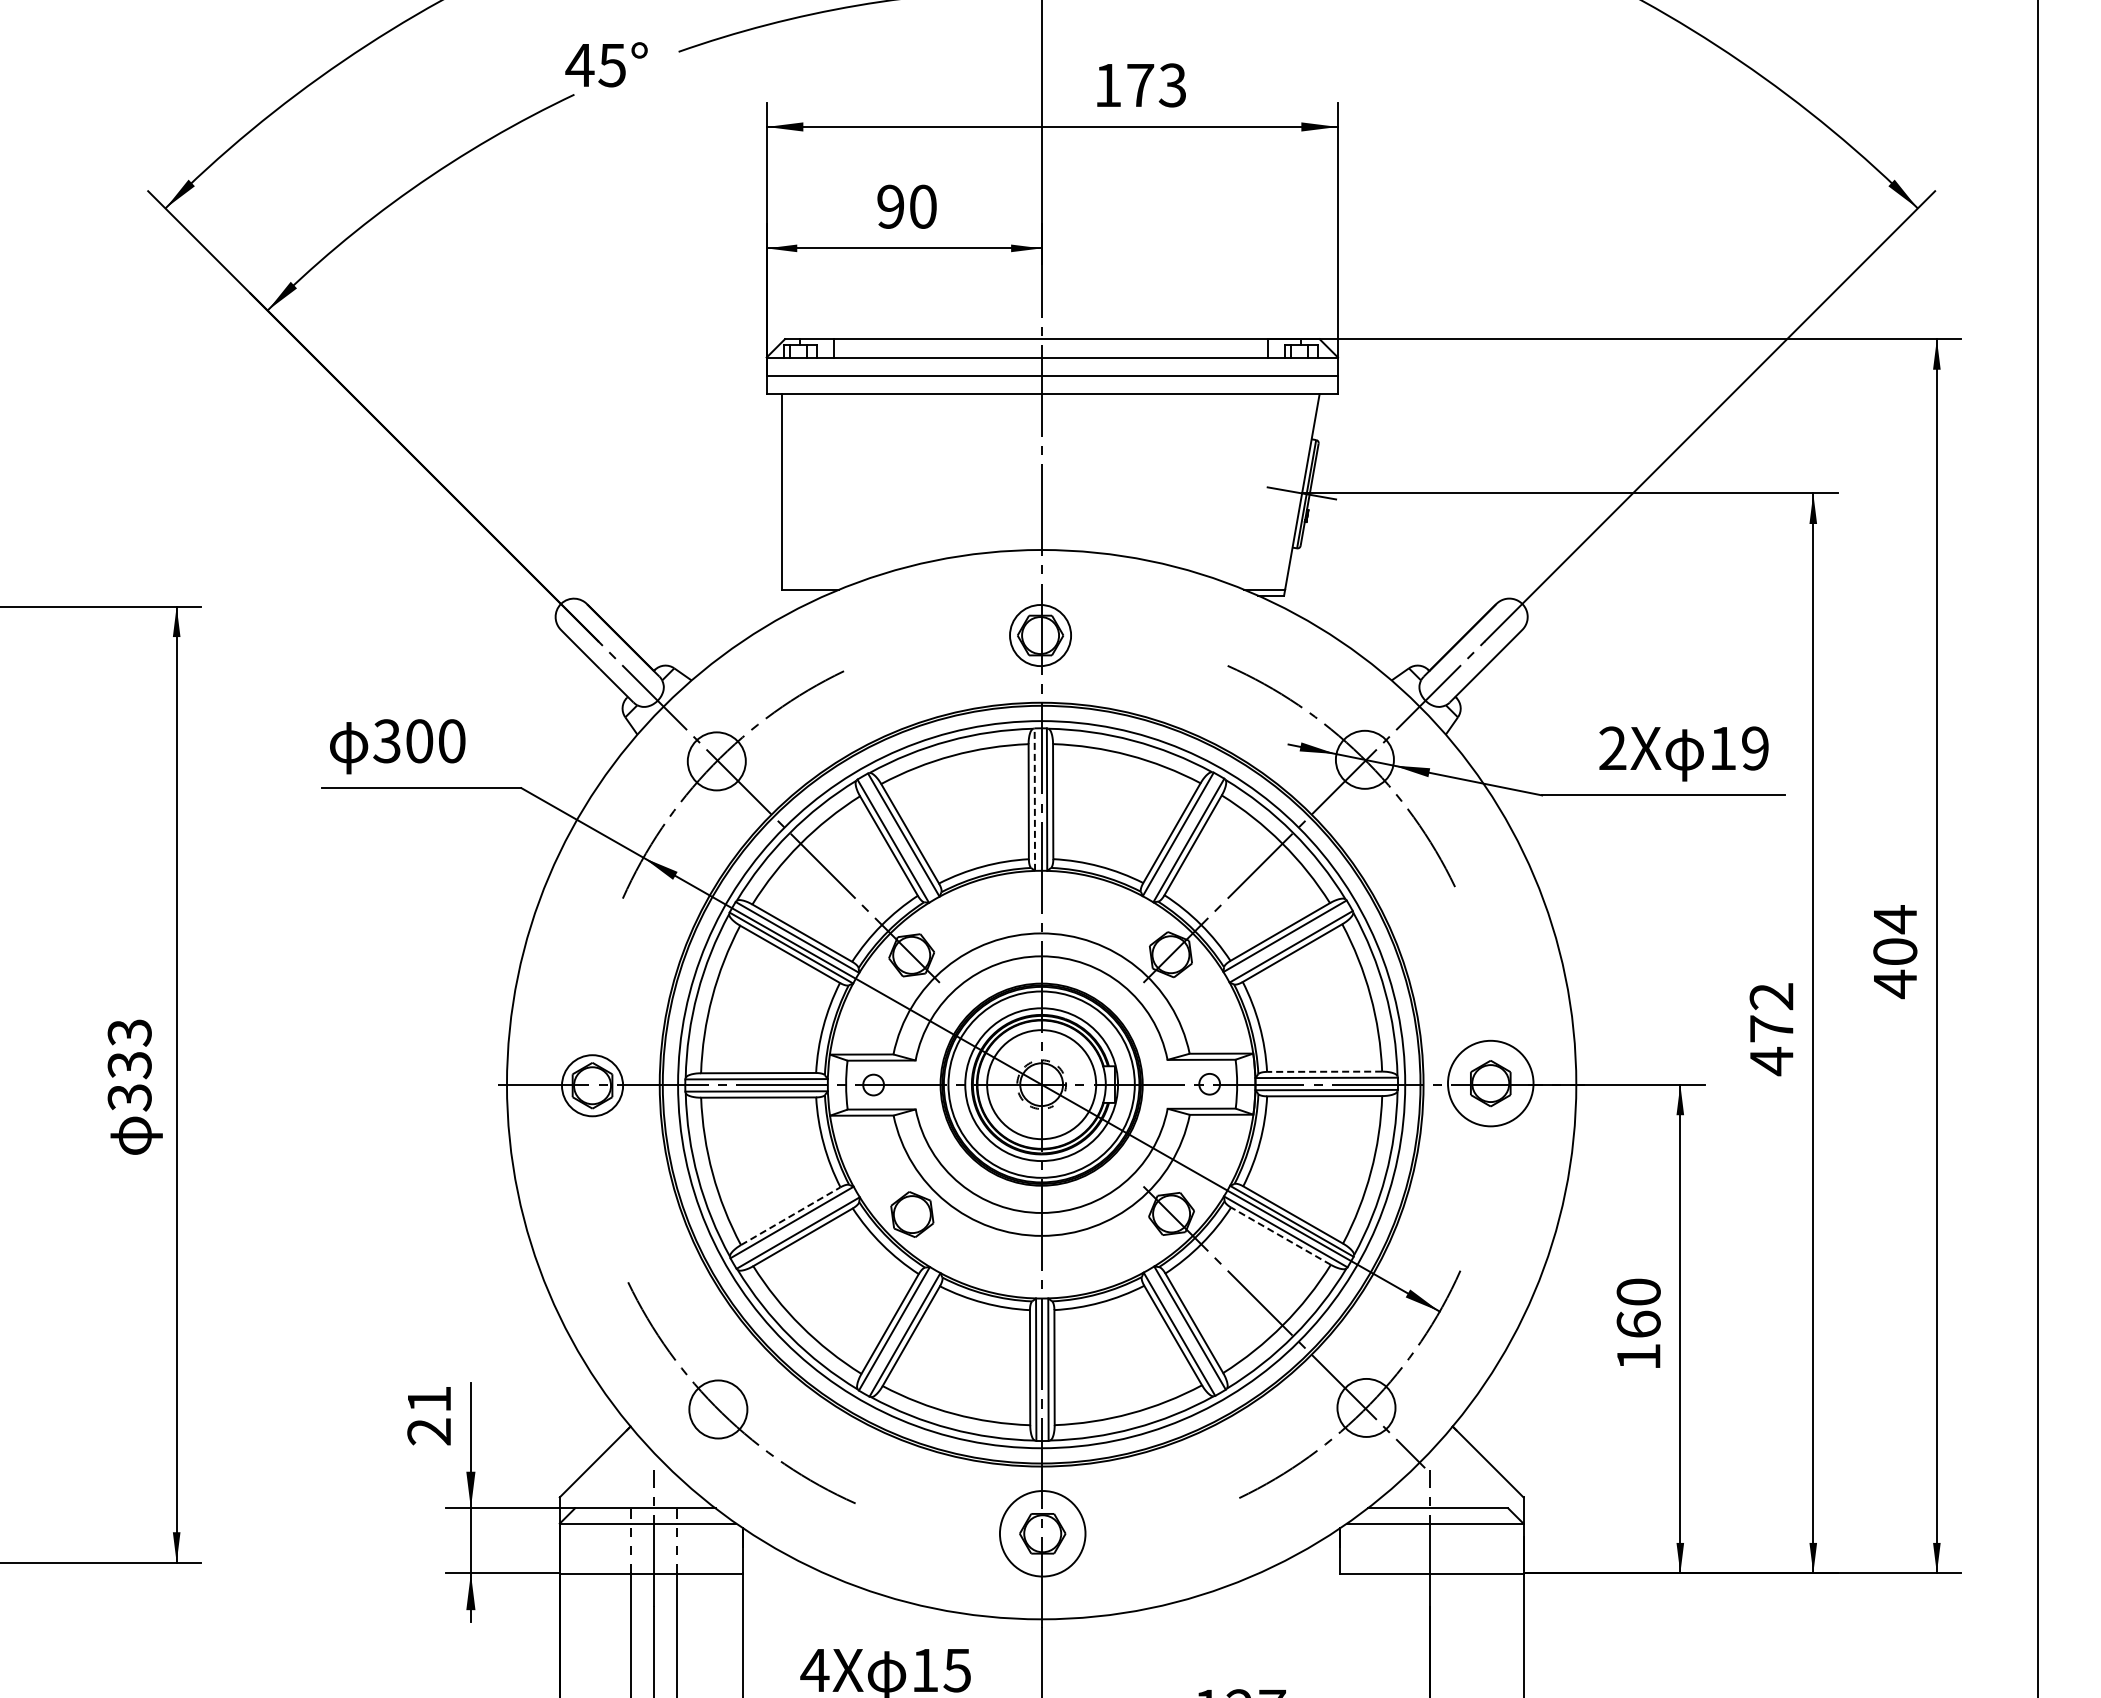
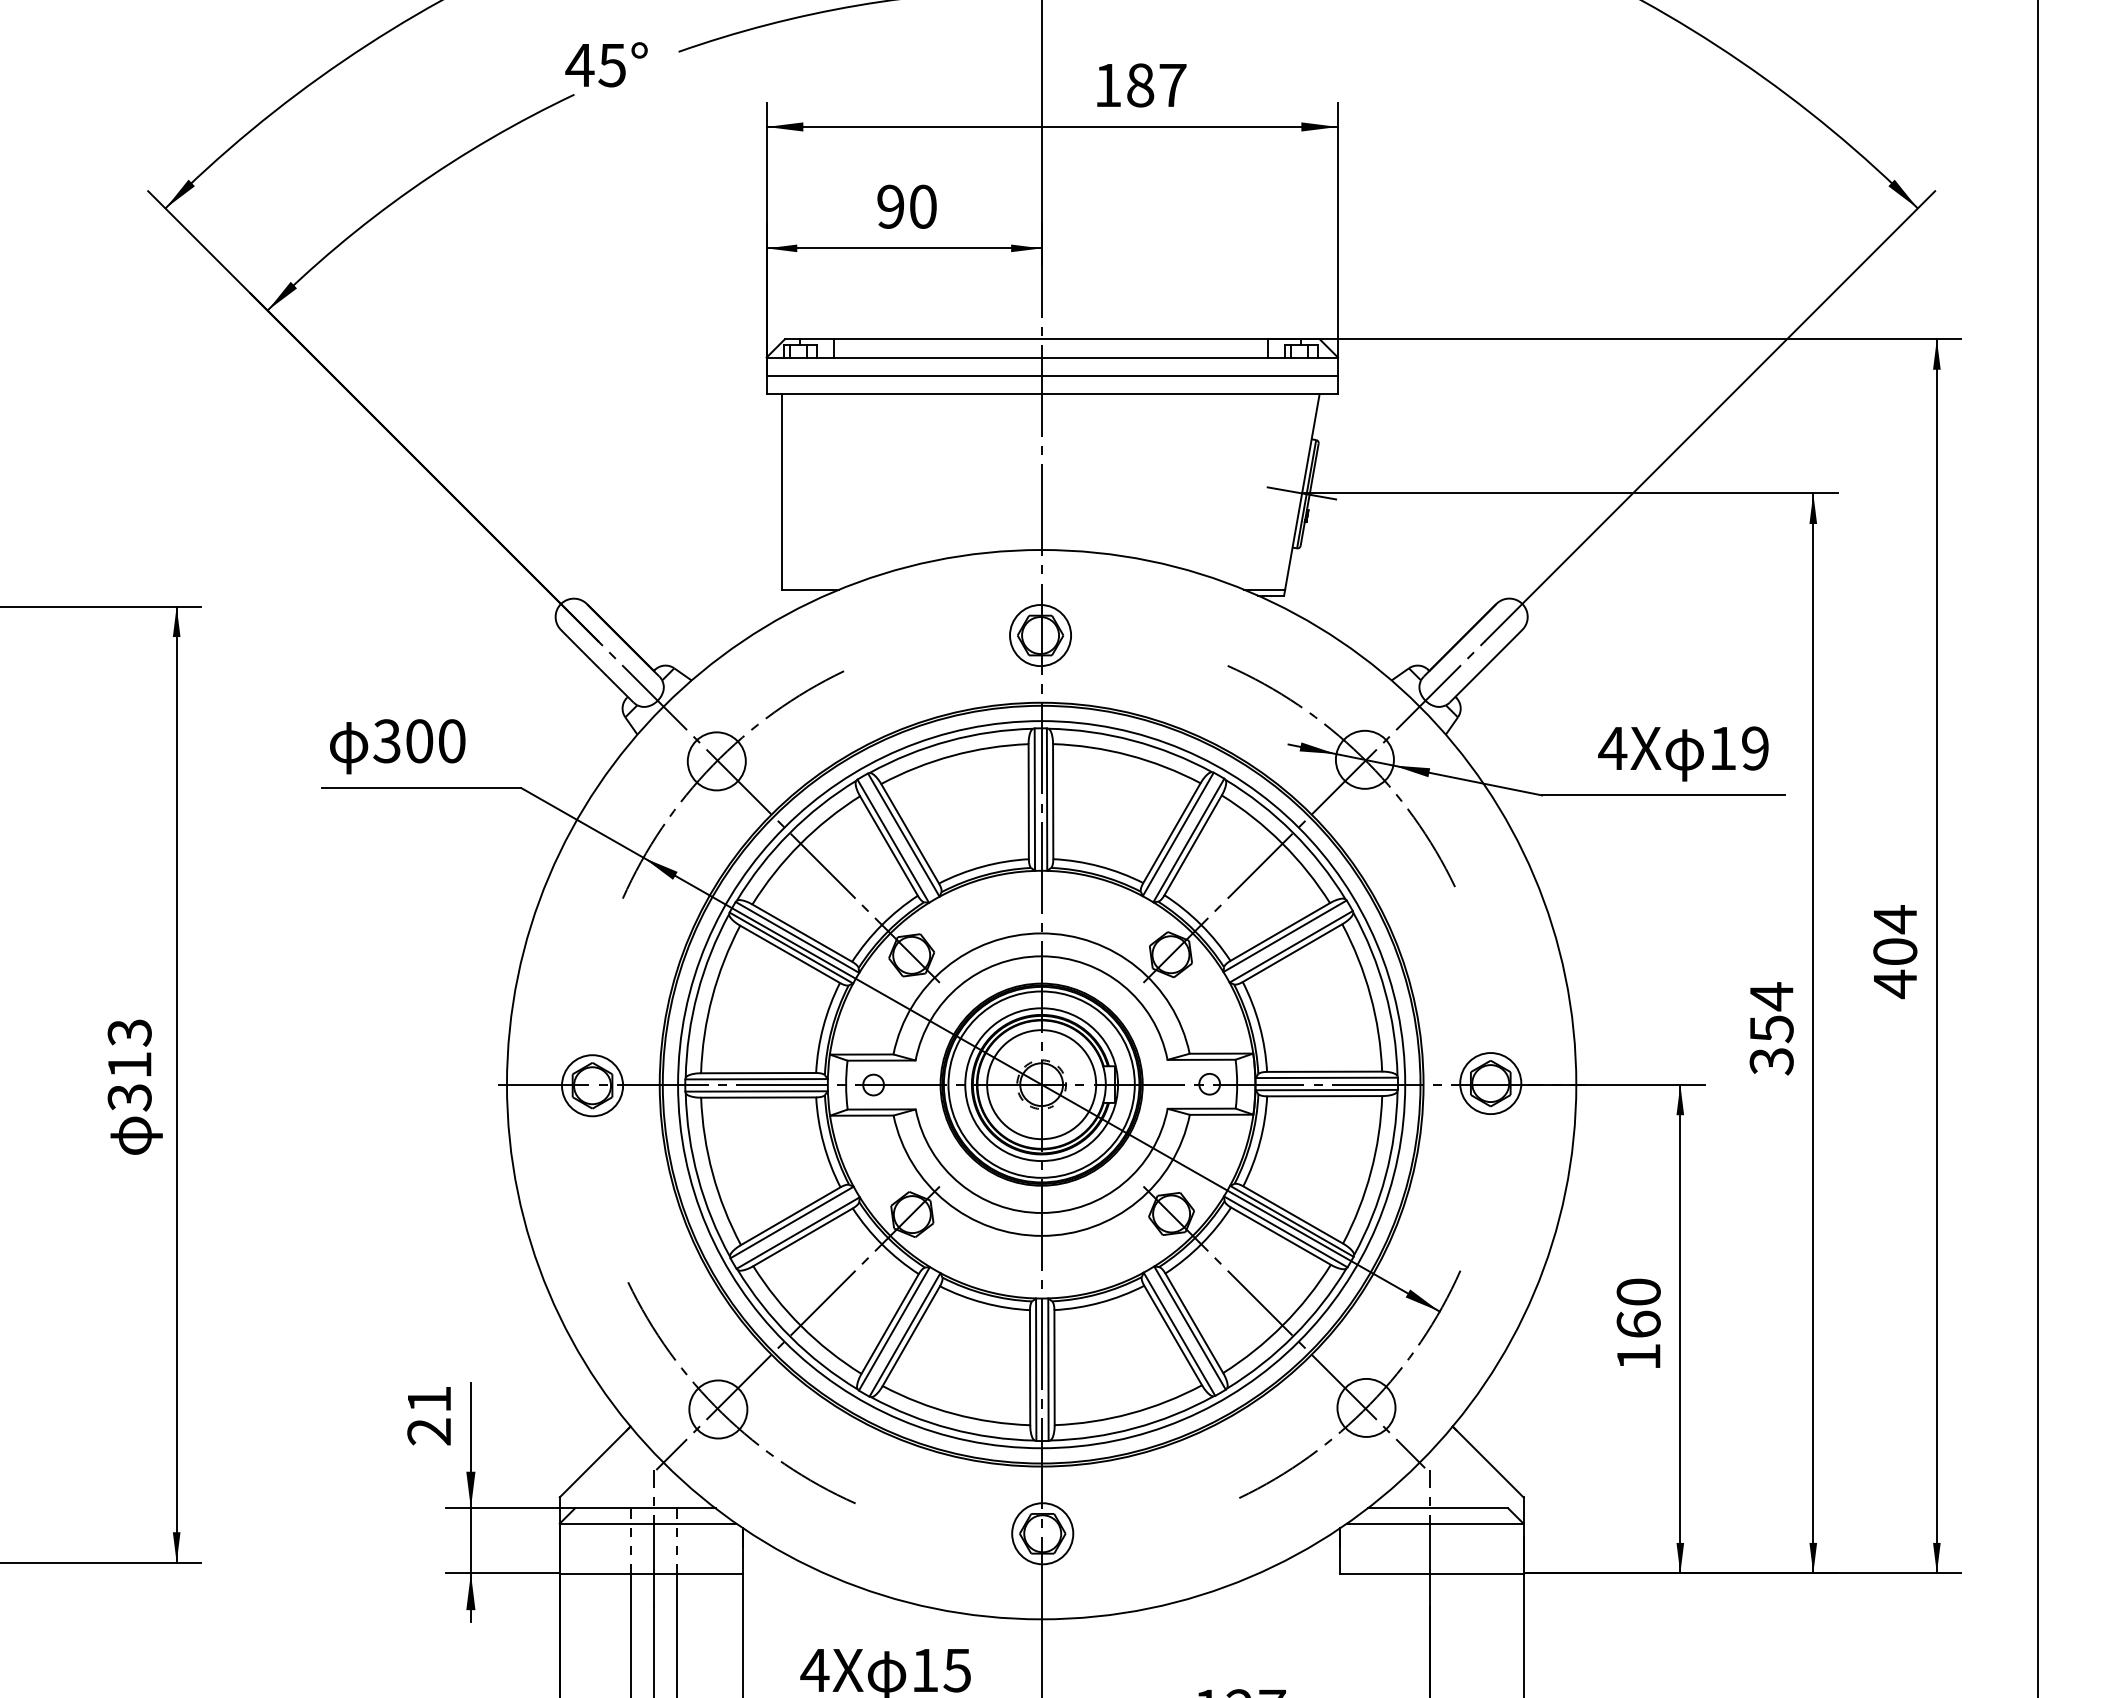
text: 173 -> 187 (1156, 85)
text: 2X -> 4X (1612, 747)
line: dashed -> solid (1034, 799)
text: 472 -> 354 (1771, 1029)
text: 333 -> 313 (129, 1065)
line: dashed -> solid (1324, 1071)
circle diameter: 86 px -> 61 px (1490, 1083)
line: dashed -> solid (790, 1216)
line: dashed -> solid (1281, 1236)
line: none -> present (797, 1328)
circle diameter: 86 px -> 61 px (1042, 1533)
